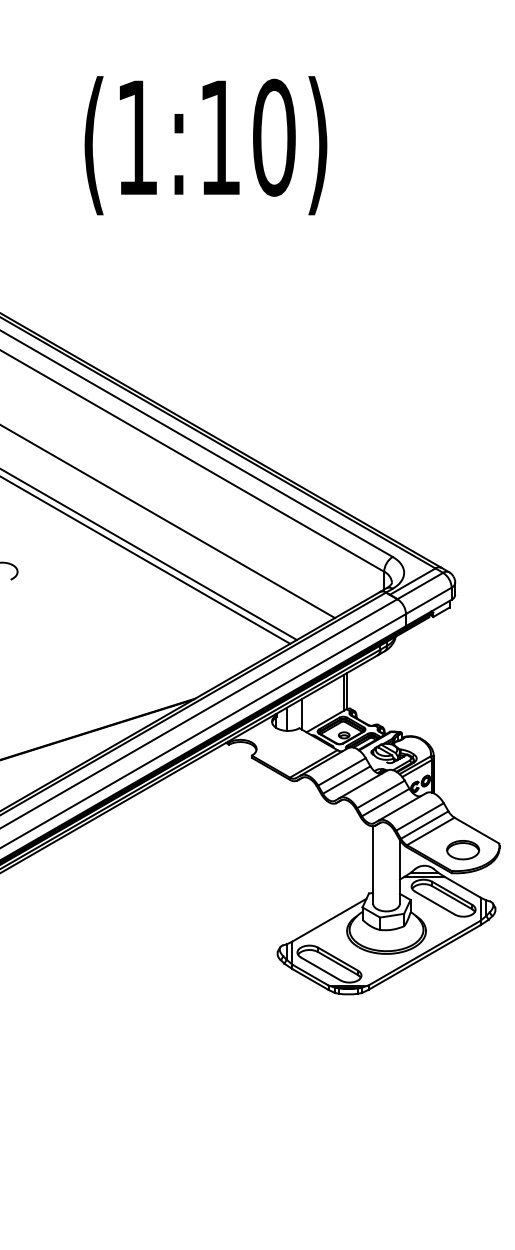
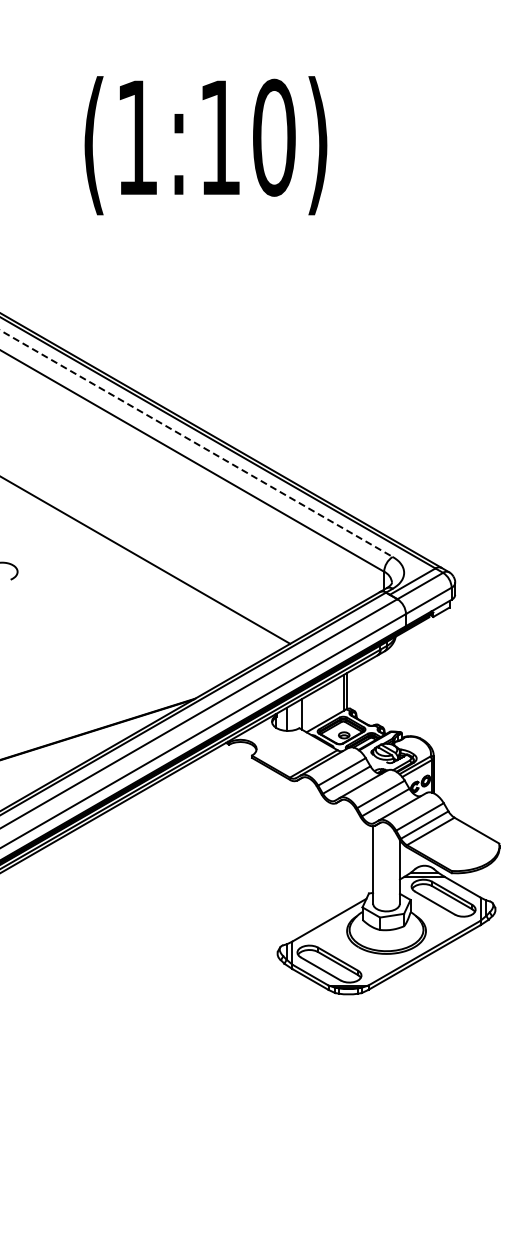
line: solid -> dashed (197, 444)
line: present -> none (168, 521)
line: present -> none (149, 554)
part: present -> none (463, 850)
